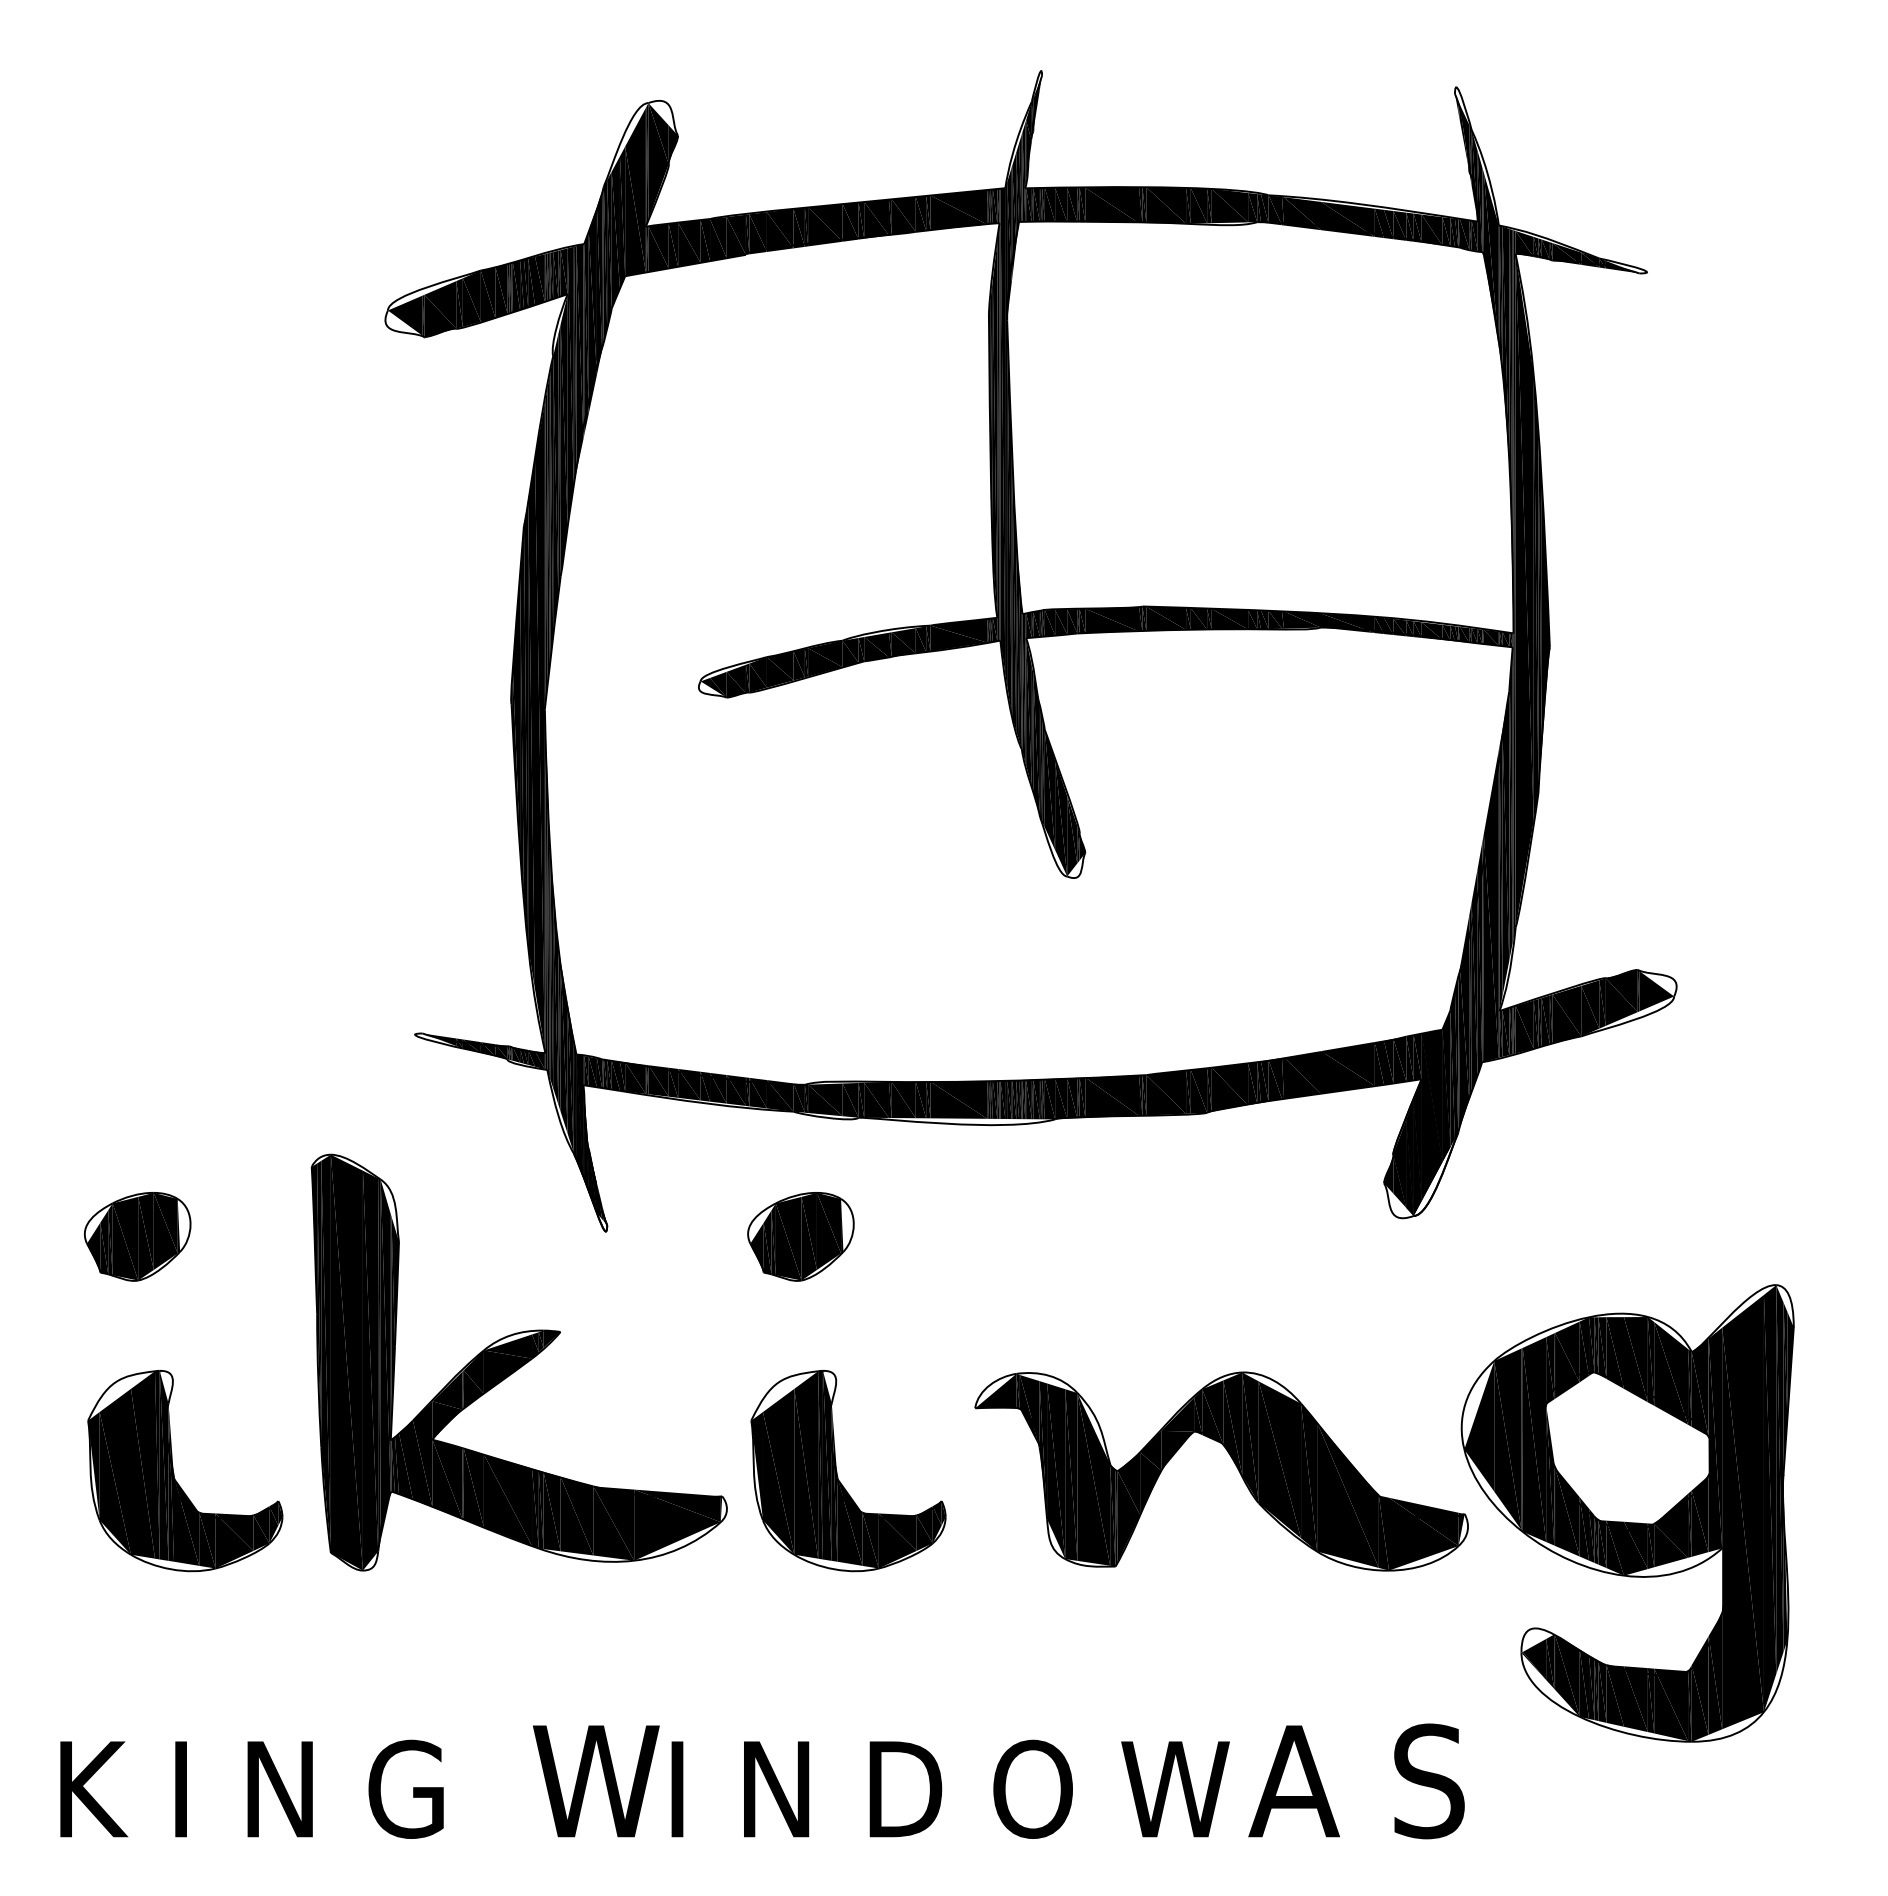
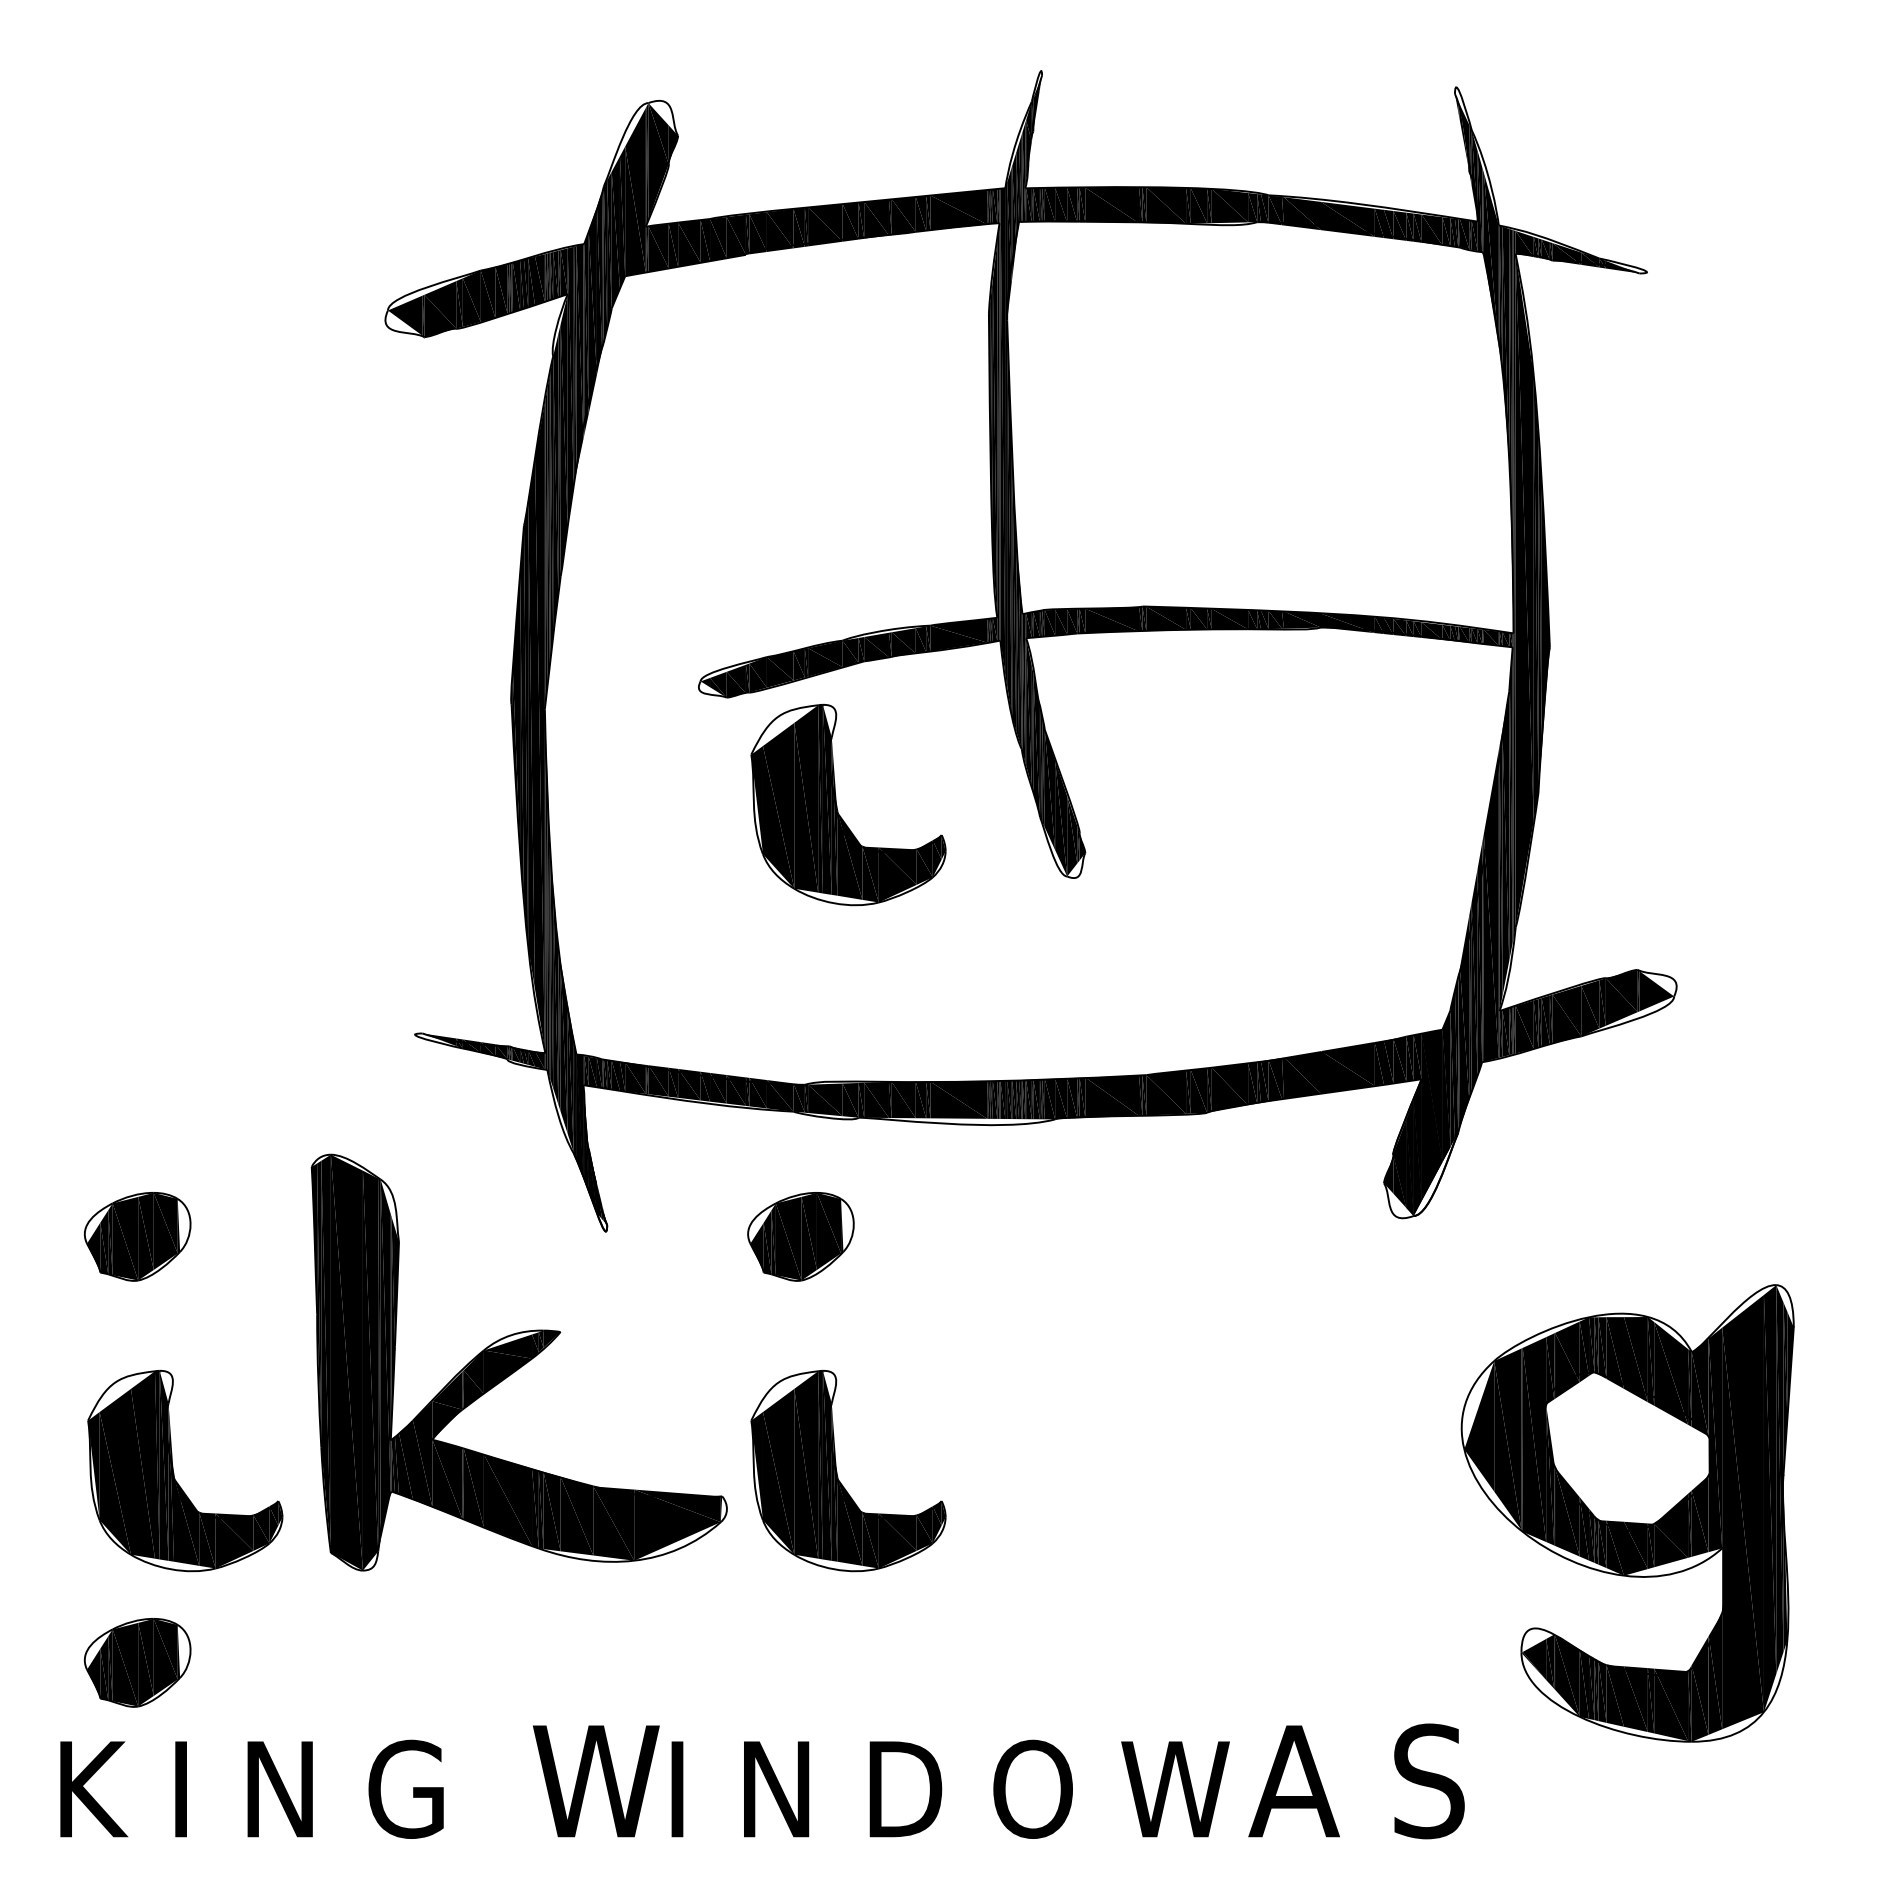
part: none -> present (837, 805)
part: present -> none (1233, 1462)
part: none -> present (137, 1662)
